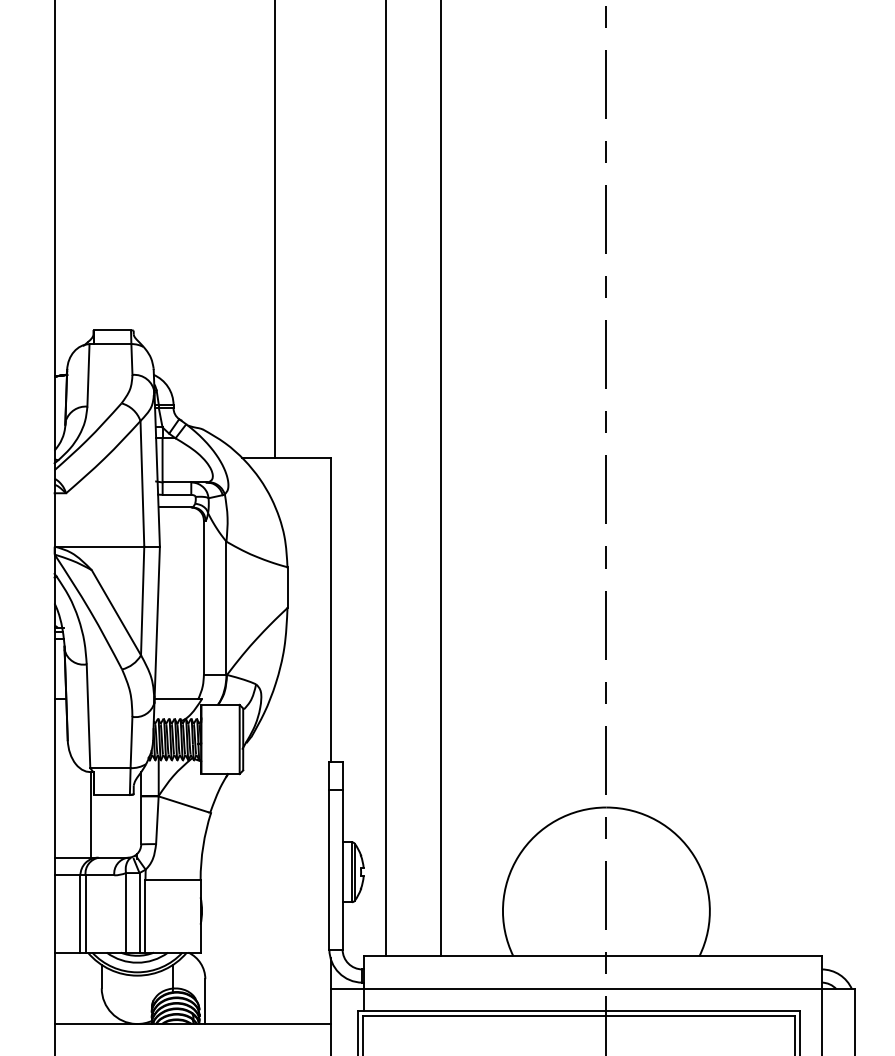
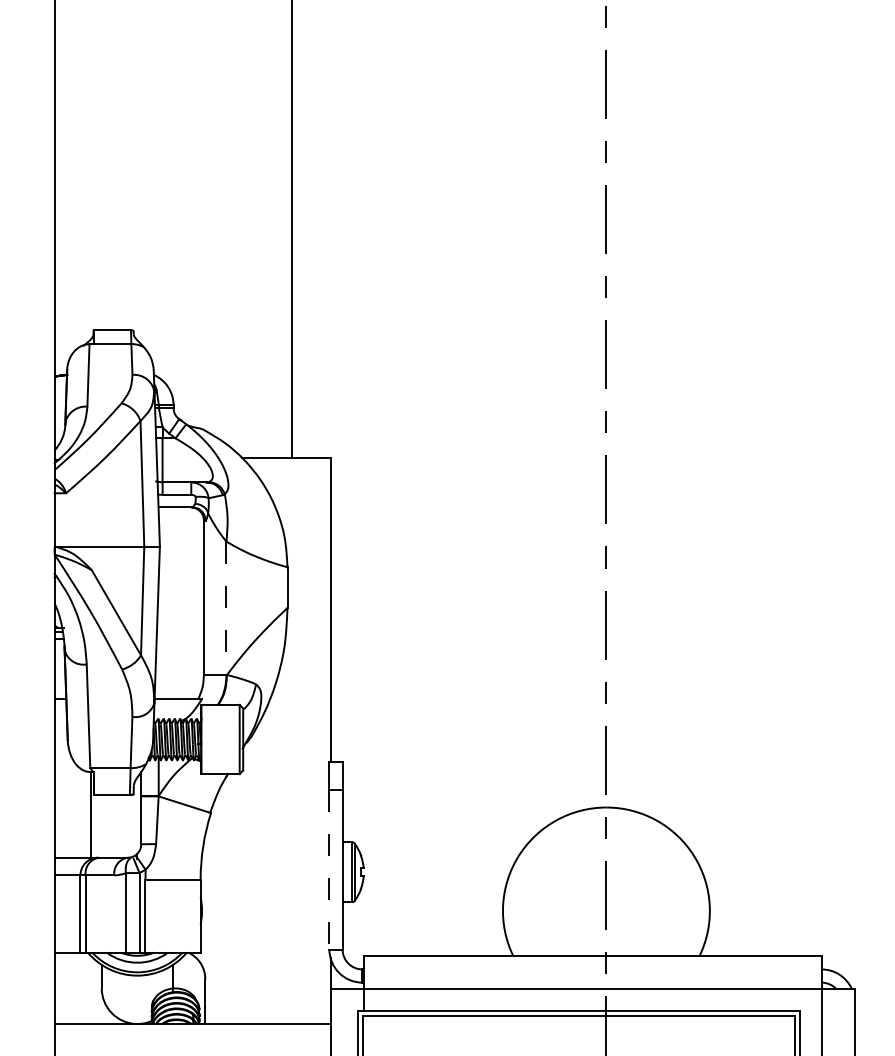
line position: (275, 230) -> (292, 230) (292, 230)
line: present -> none (385, 479)
line: present -> none (440, 479)
line: solid -> dashed (226, 608)
line: solid -> dashed (329, 870)
